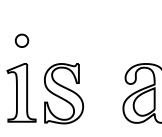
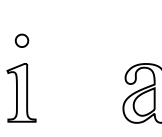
part: present -> none (63, 93)
